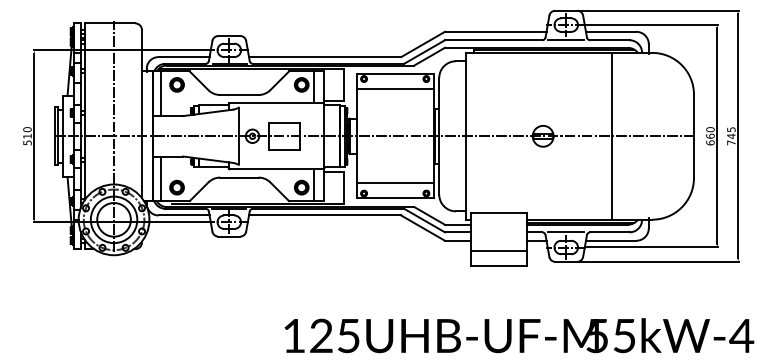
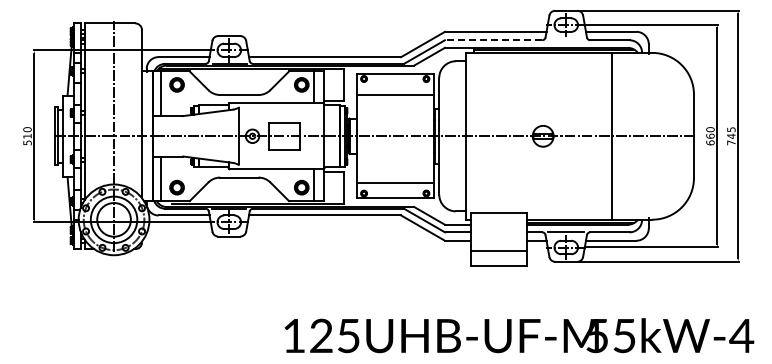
line: solid -> dashed (493, 40)
line: present -> none (565, 40)
line position: (395, 89) -> (395, 95) (395, 95)
